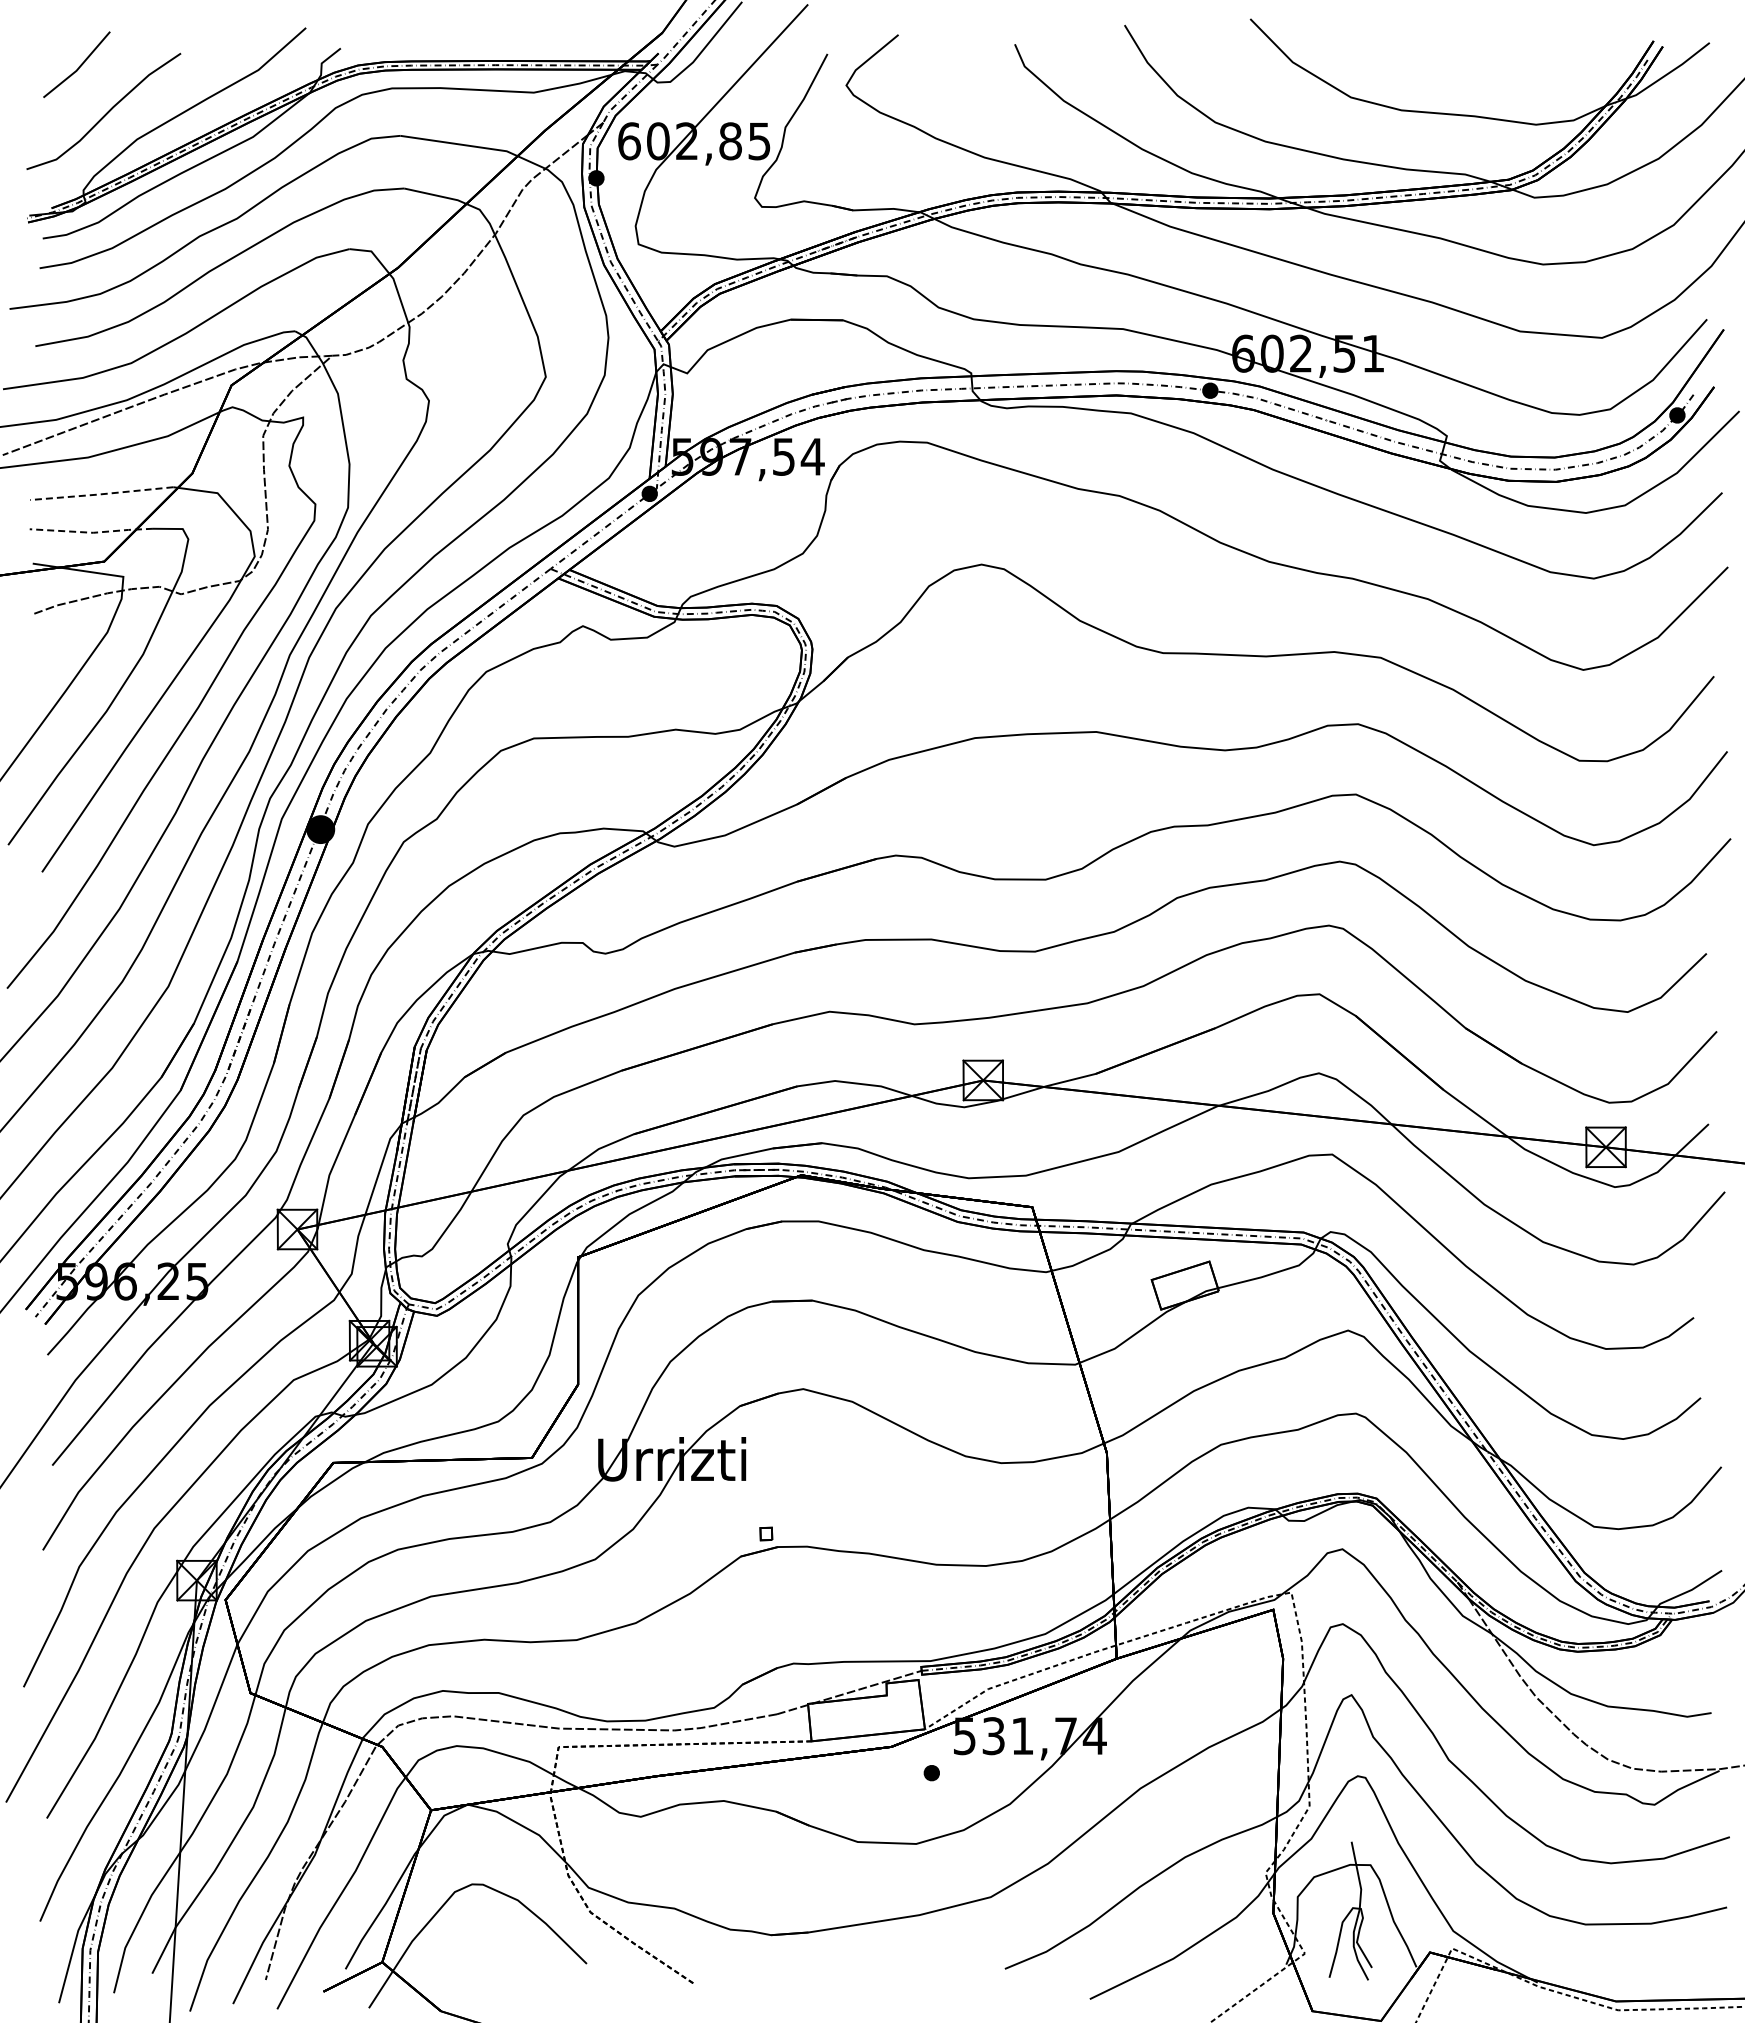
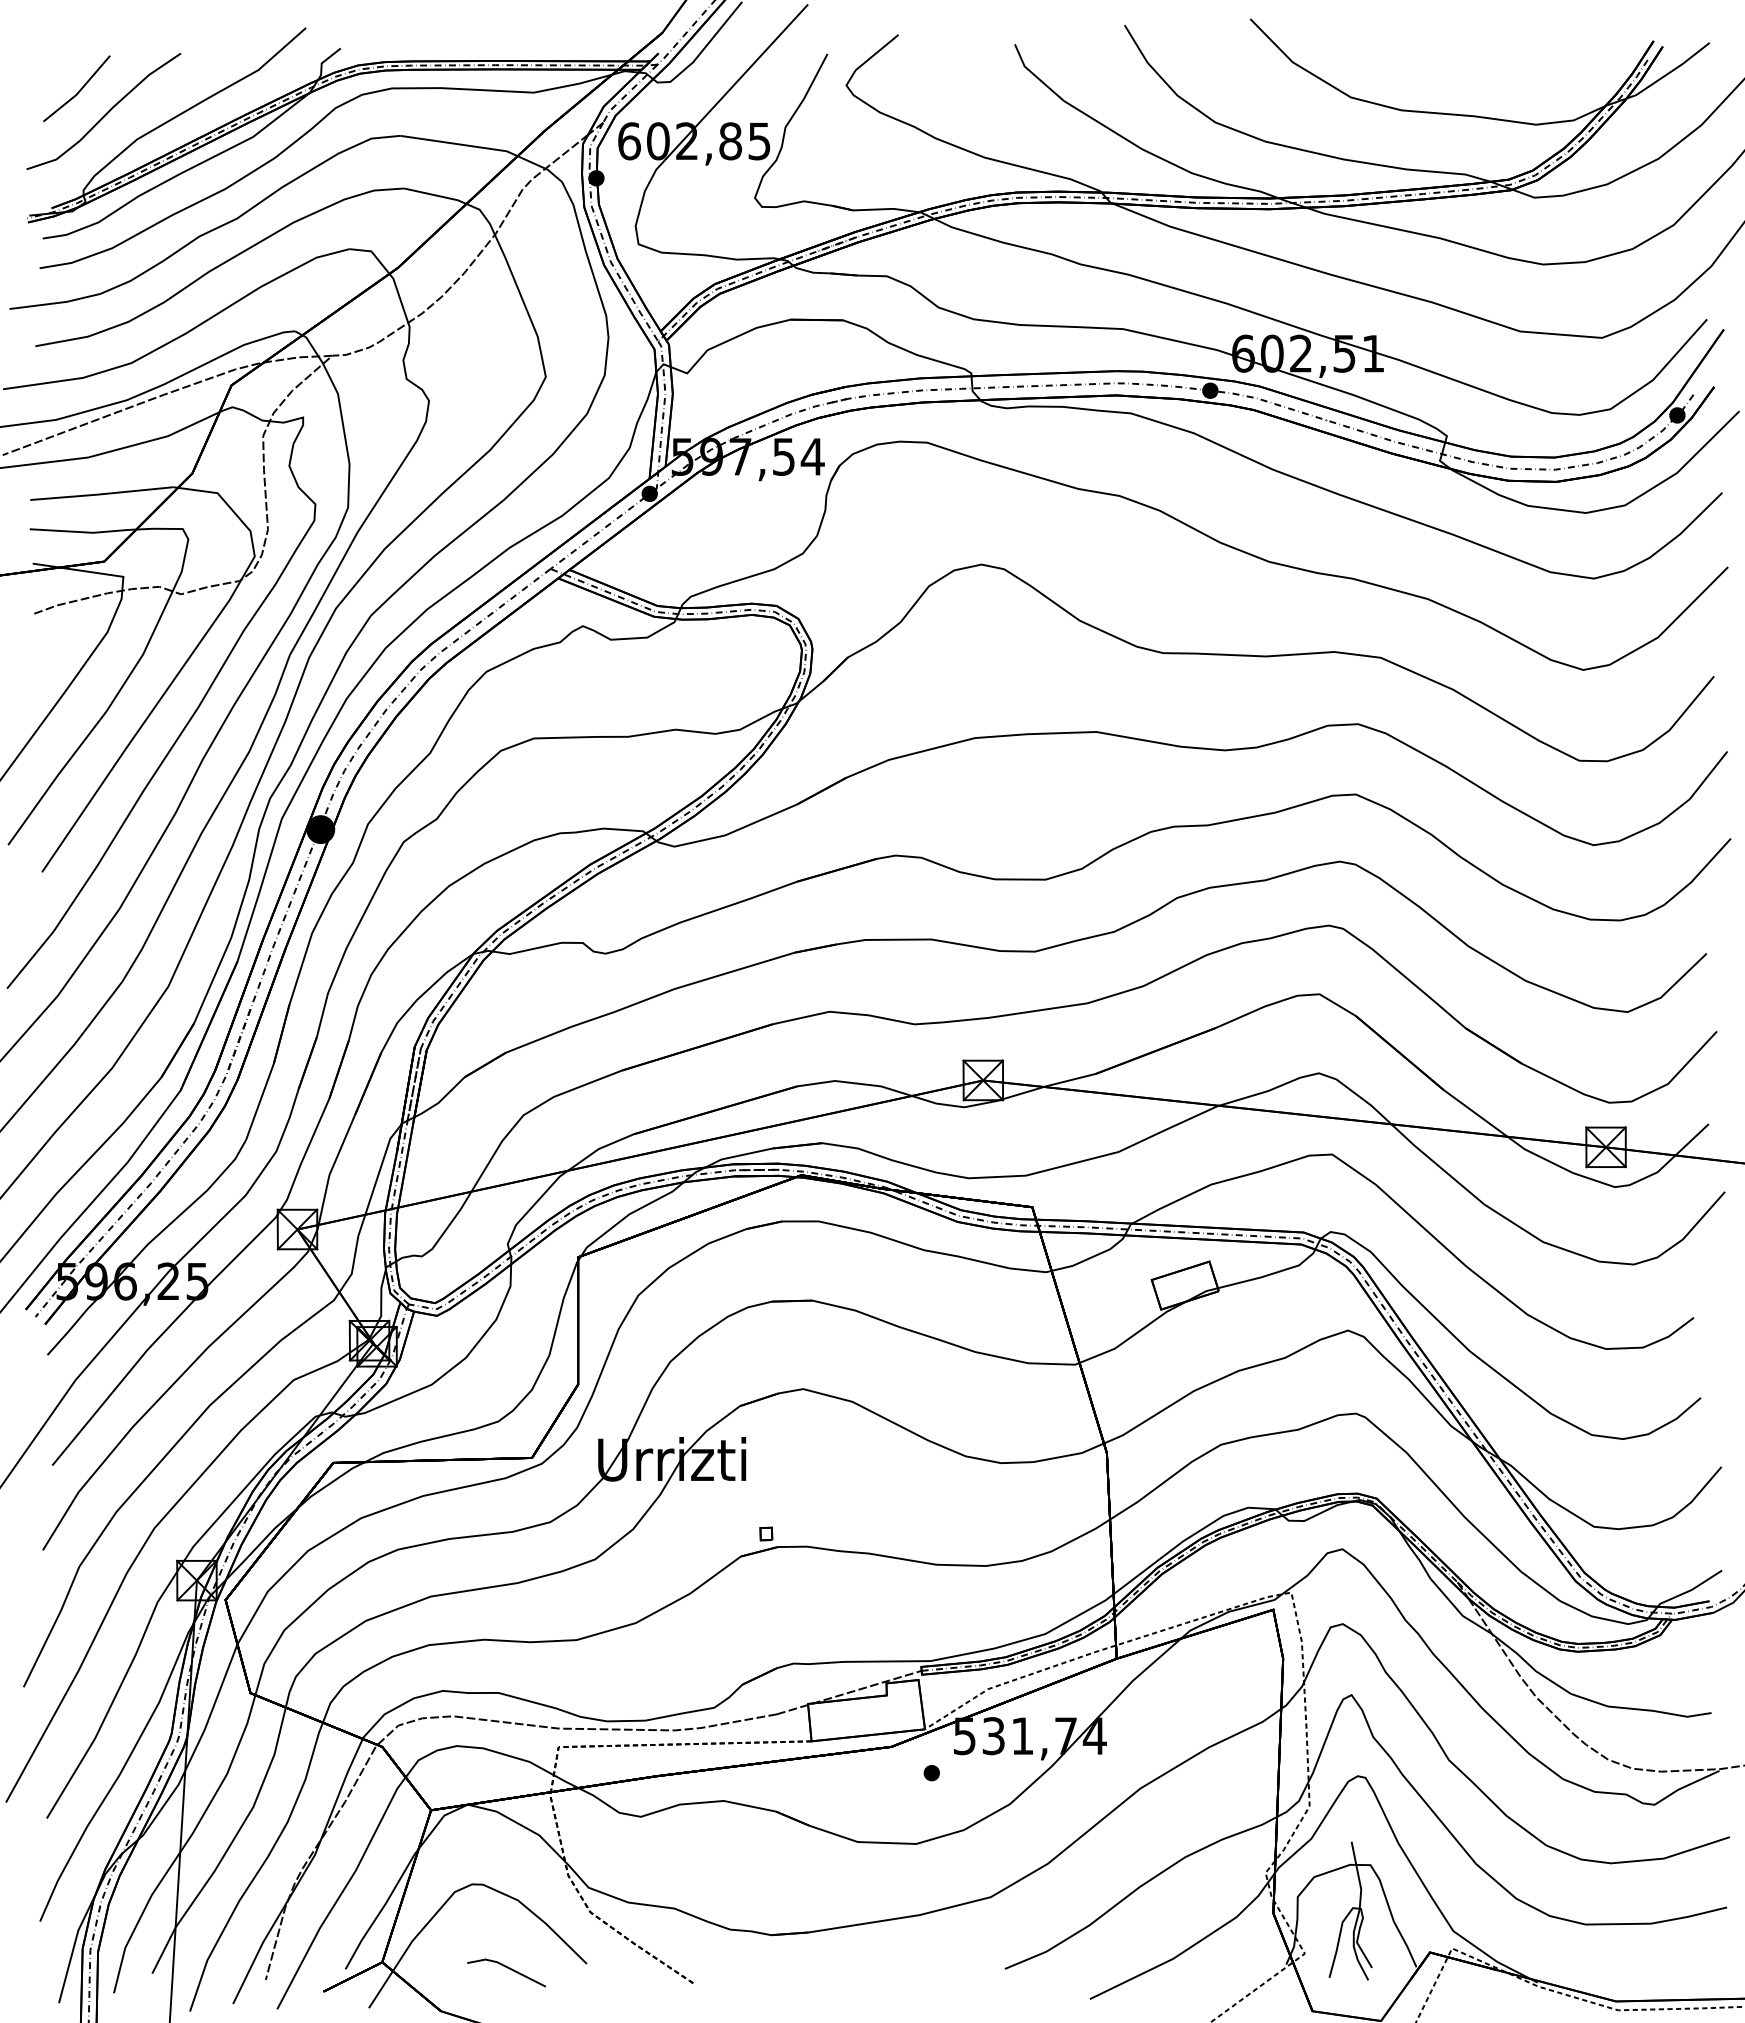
line position: (79, 65) -> (79, 89) (79, 89)
line: dashed -> solid (101, 494)
line: dashed -> solid (92, 532)
line: none -> present (507, 1968)
